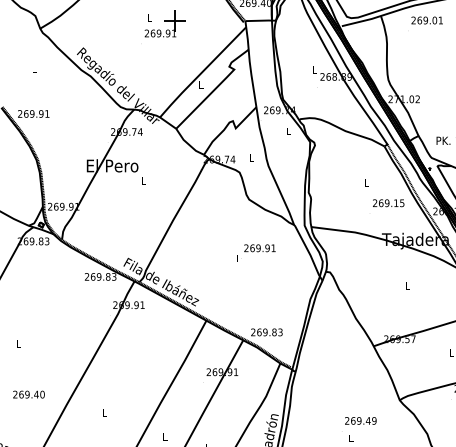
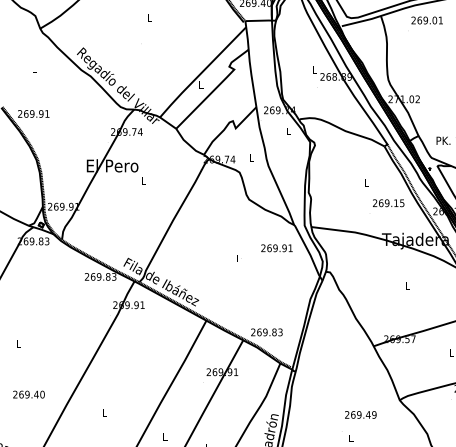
part: present -> none (164, 23)
text position: (259, 248) -> (276, 248) (276, 248)
text position: (360, 420) -> (360, 414) (360, 414)
